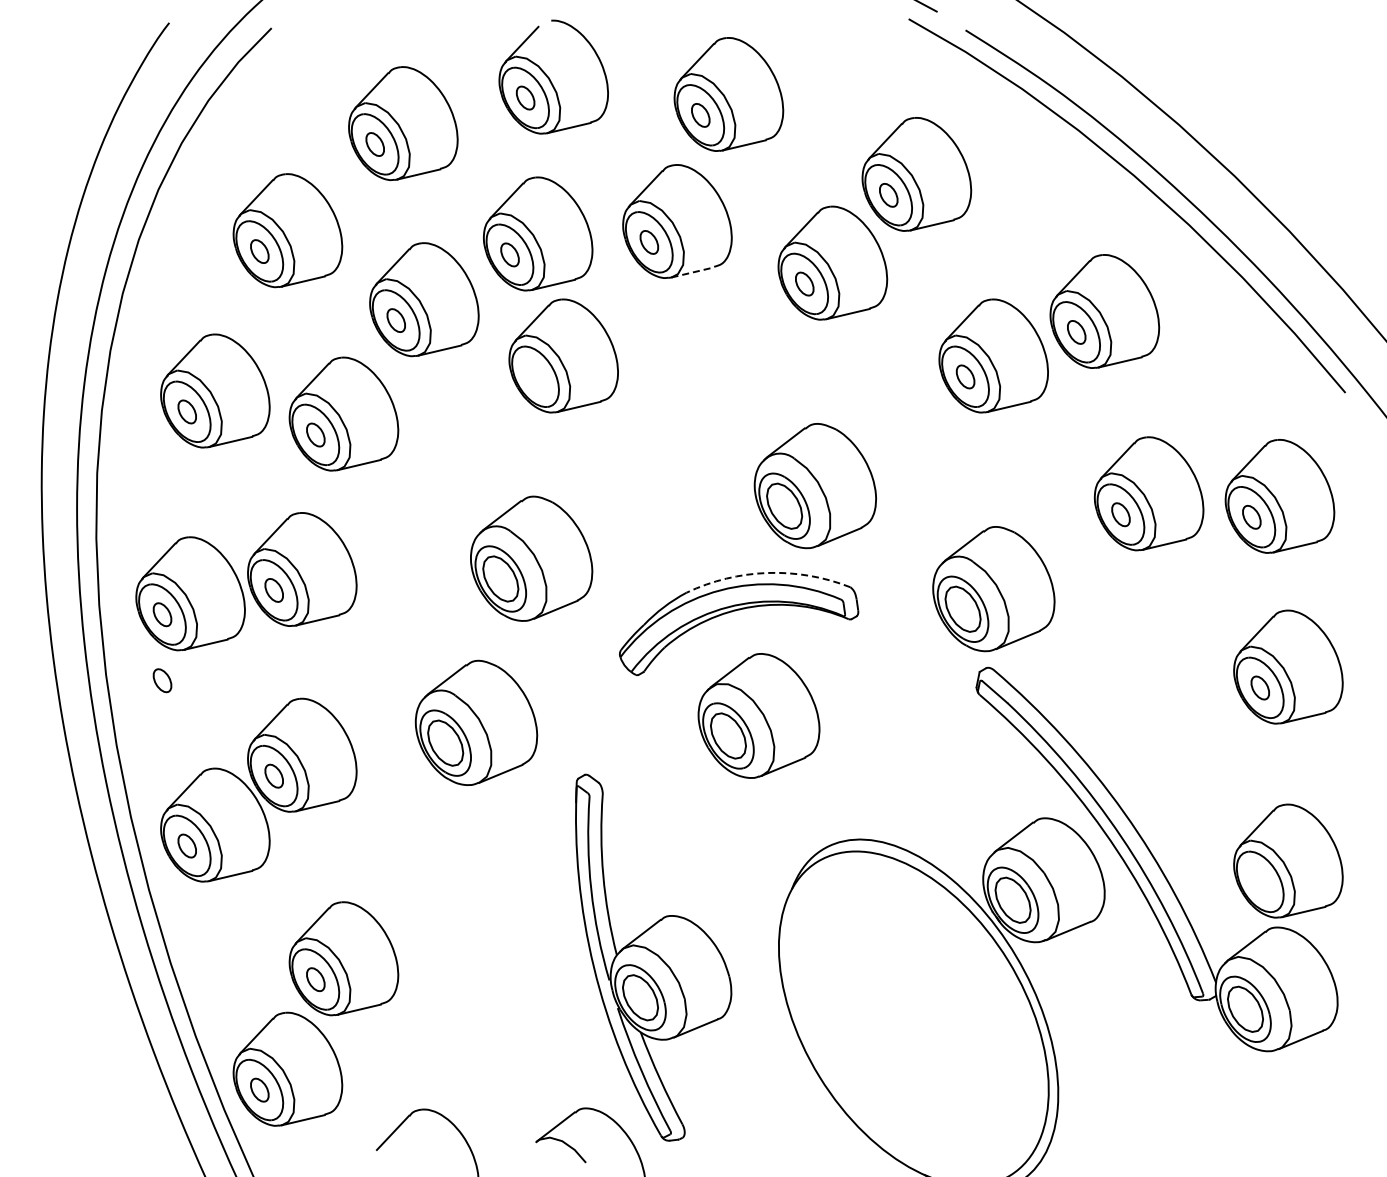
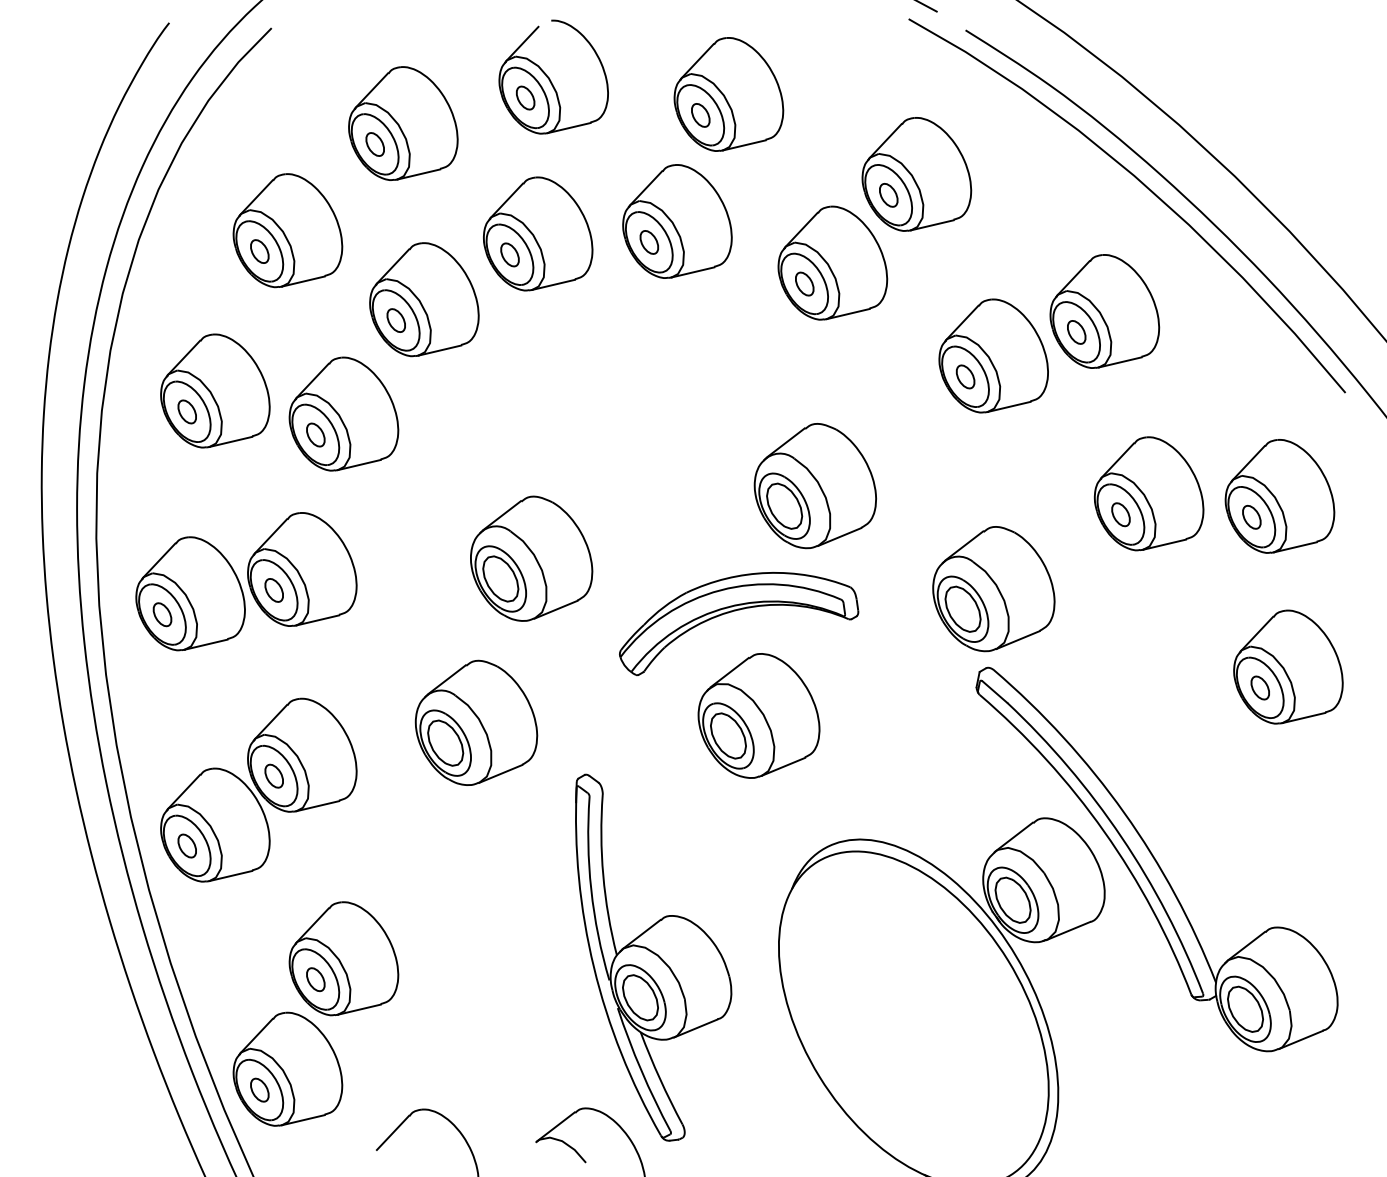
line: dashed -> solid (692, 272)
part: present -> none (563, 355)
arc: dashed -> solid (767, 572)
part: present -> none (162, 680)
part: present -> none (1288, 860)
